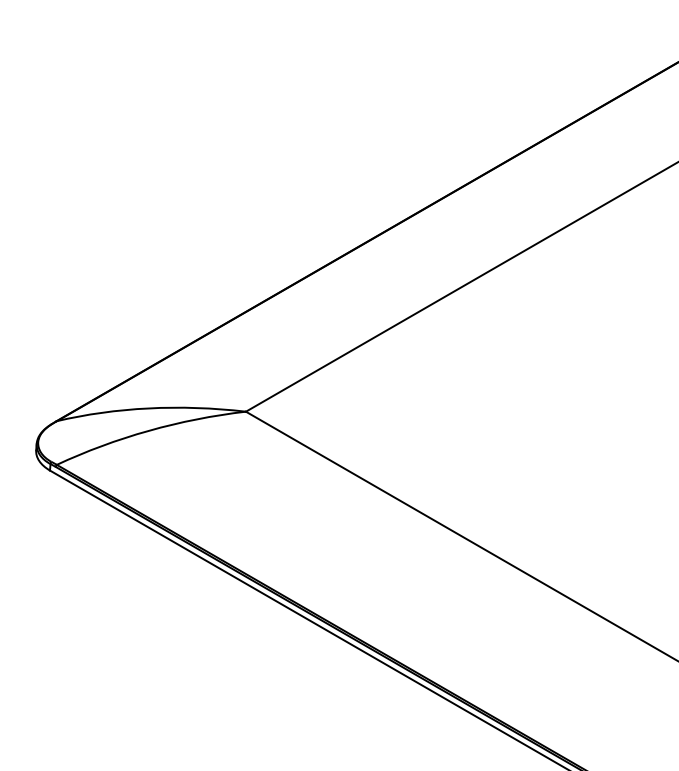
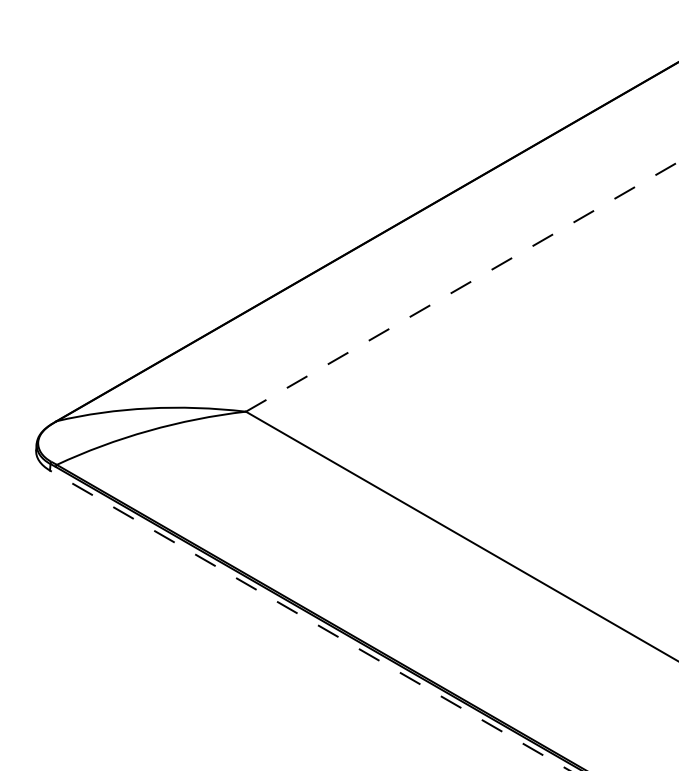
line: solid -> dashed (462, 286)
line: solid -> dashed (309, 620)
